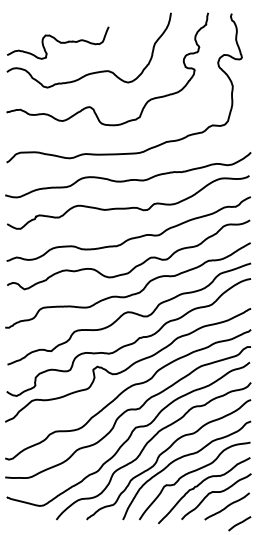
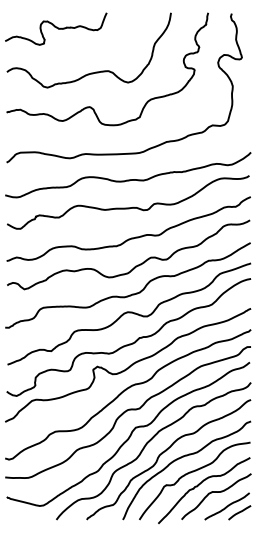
curve position: (58, 42) -> (56, 28) (56, 28)
line position: (239, 523) -> (239, 512) (239, 512)
